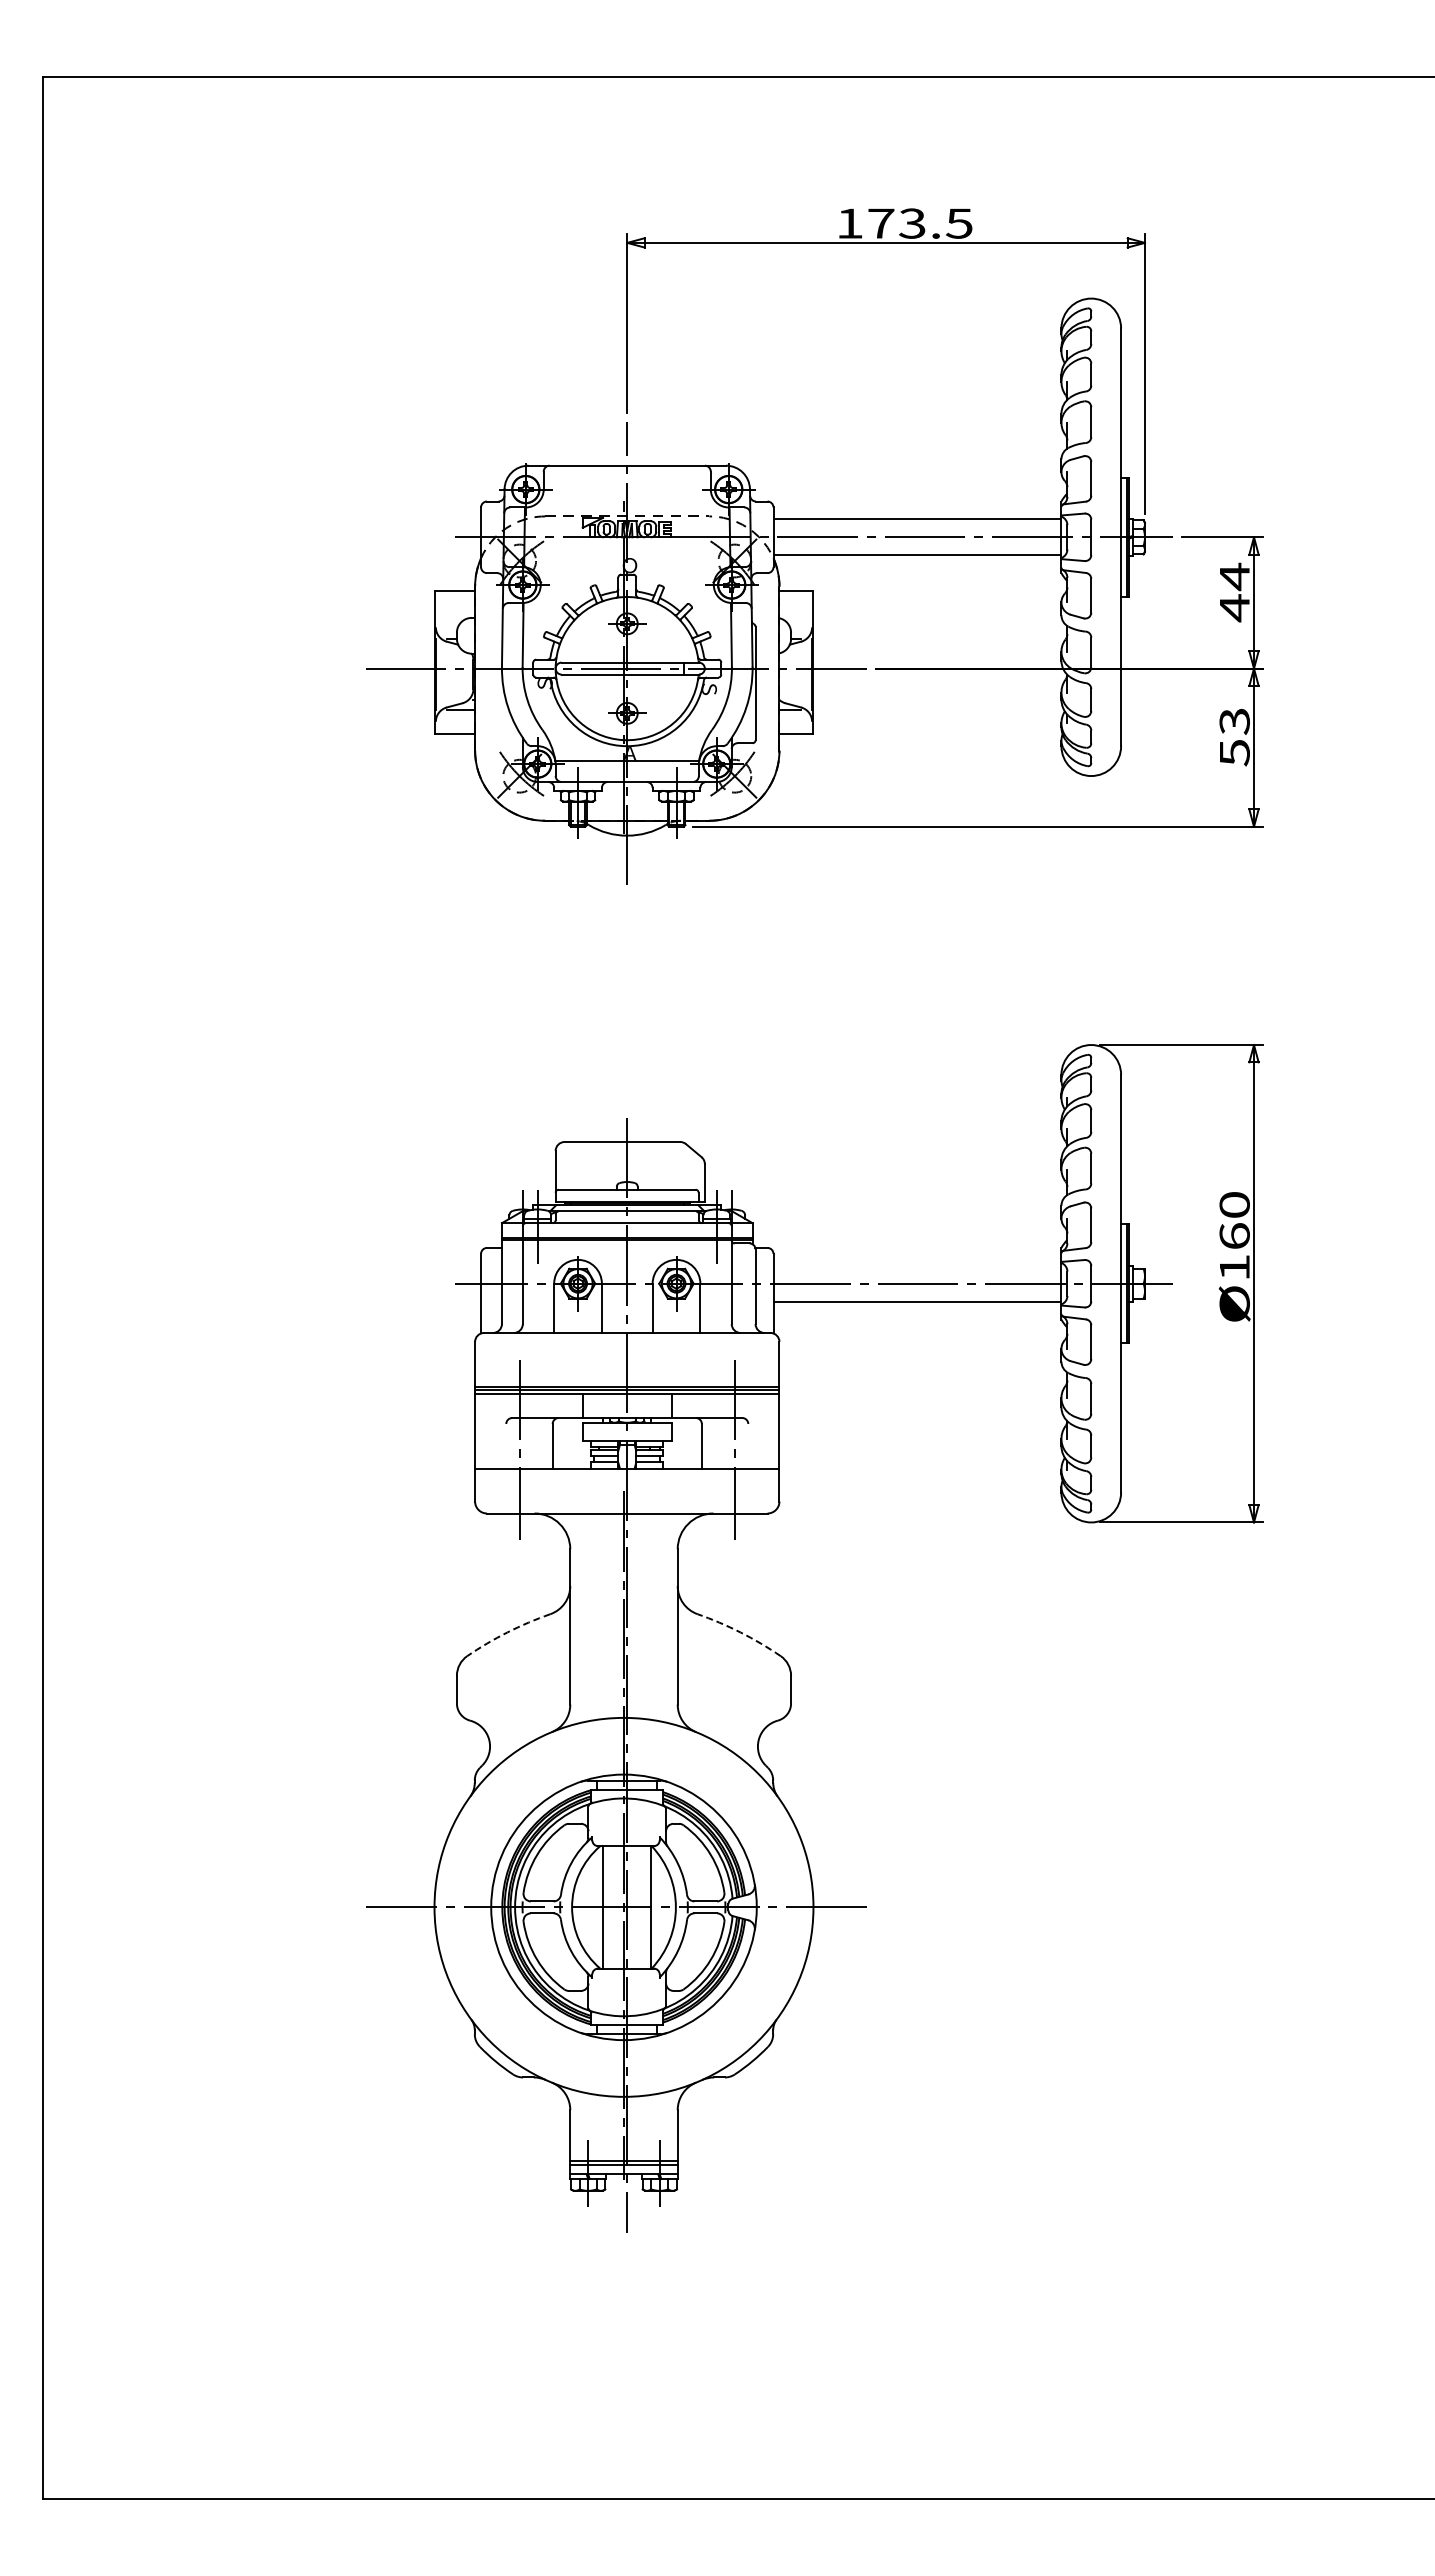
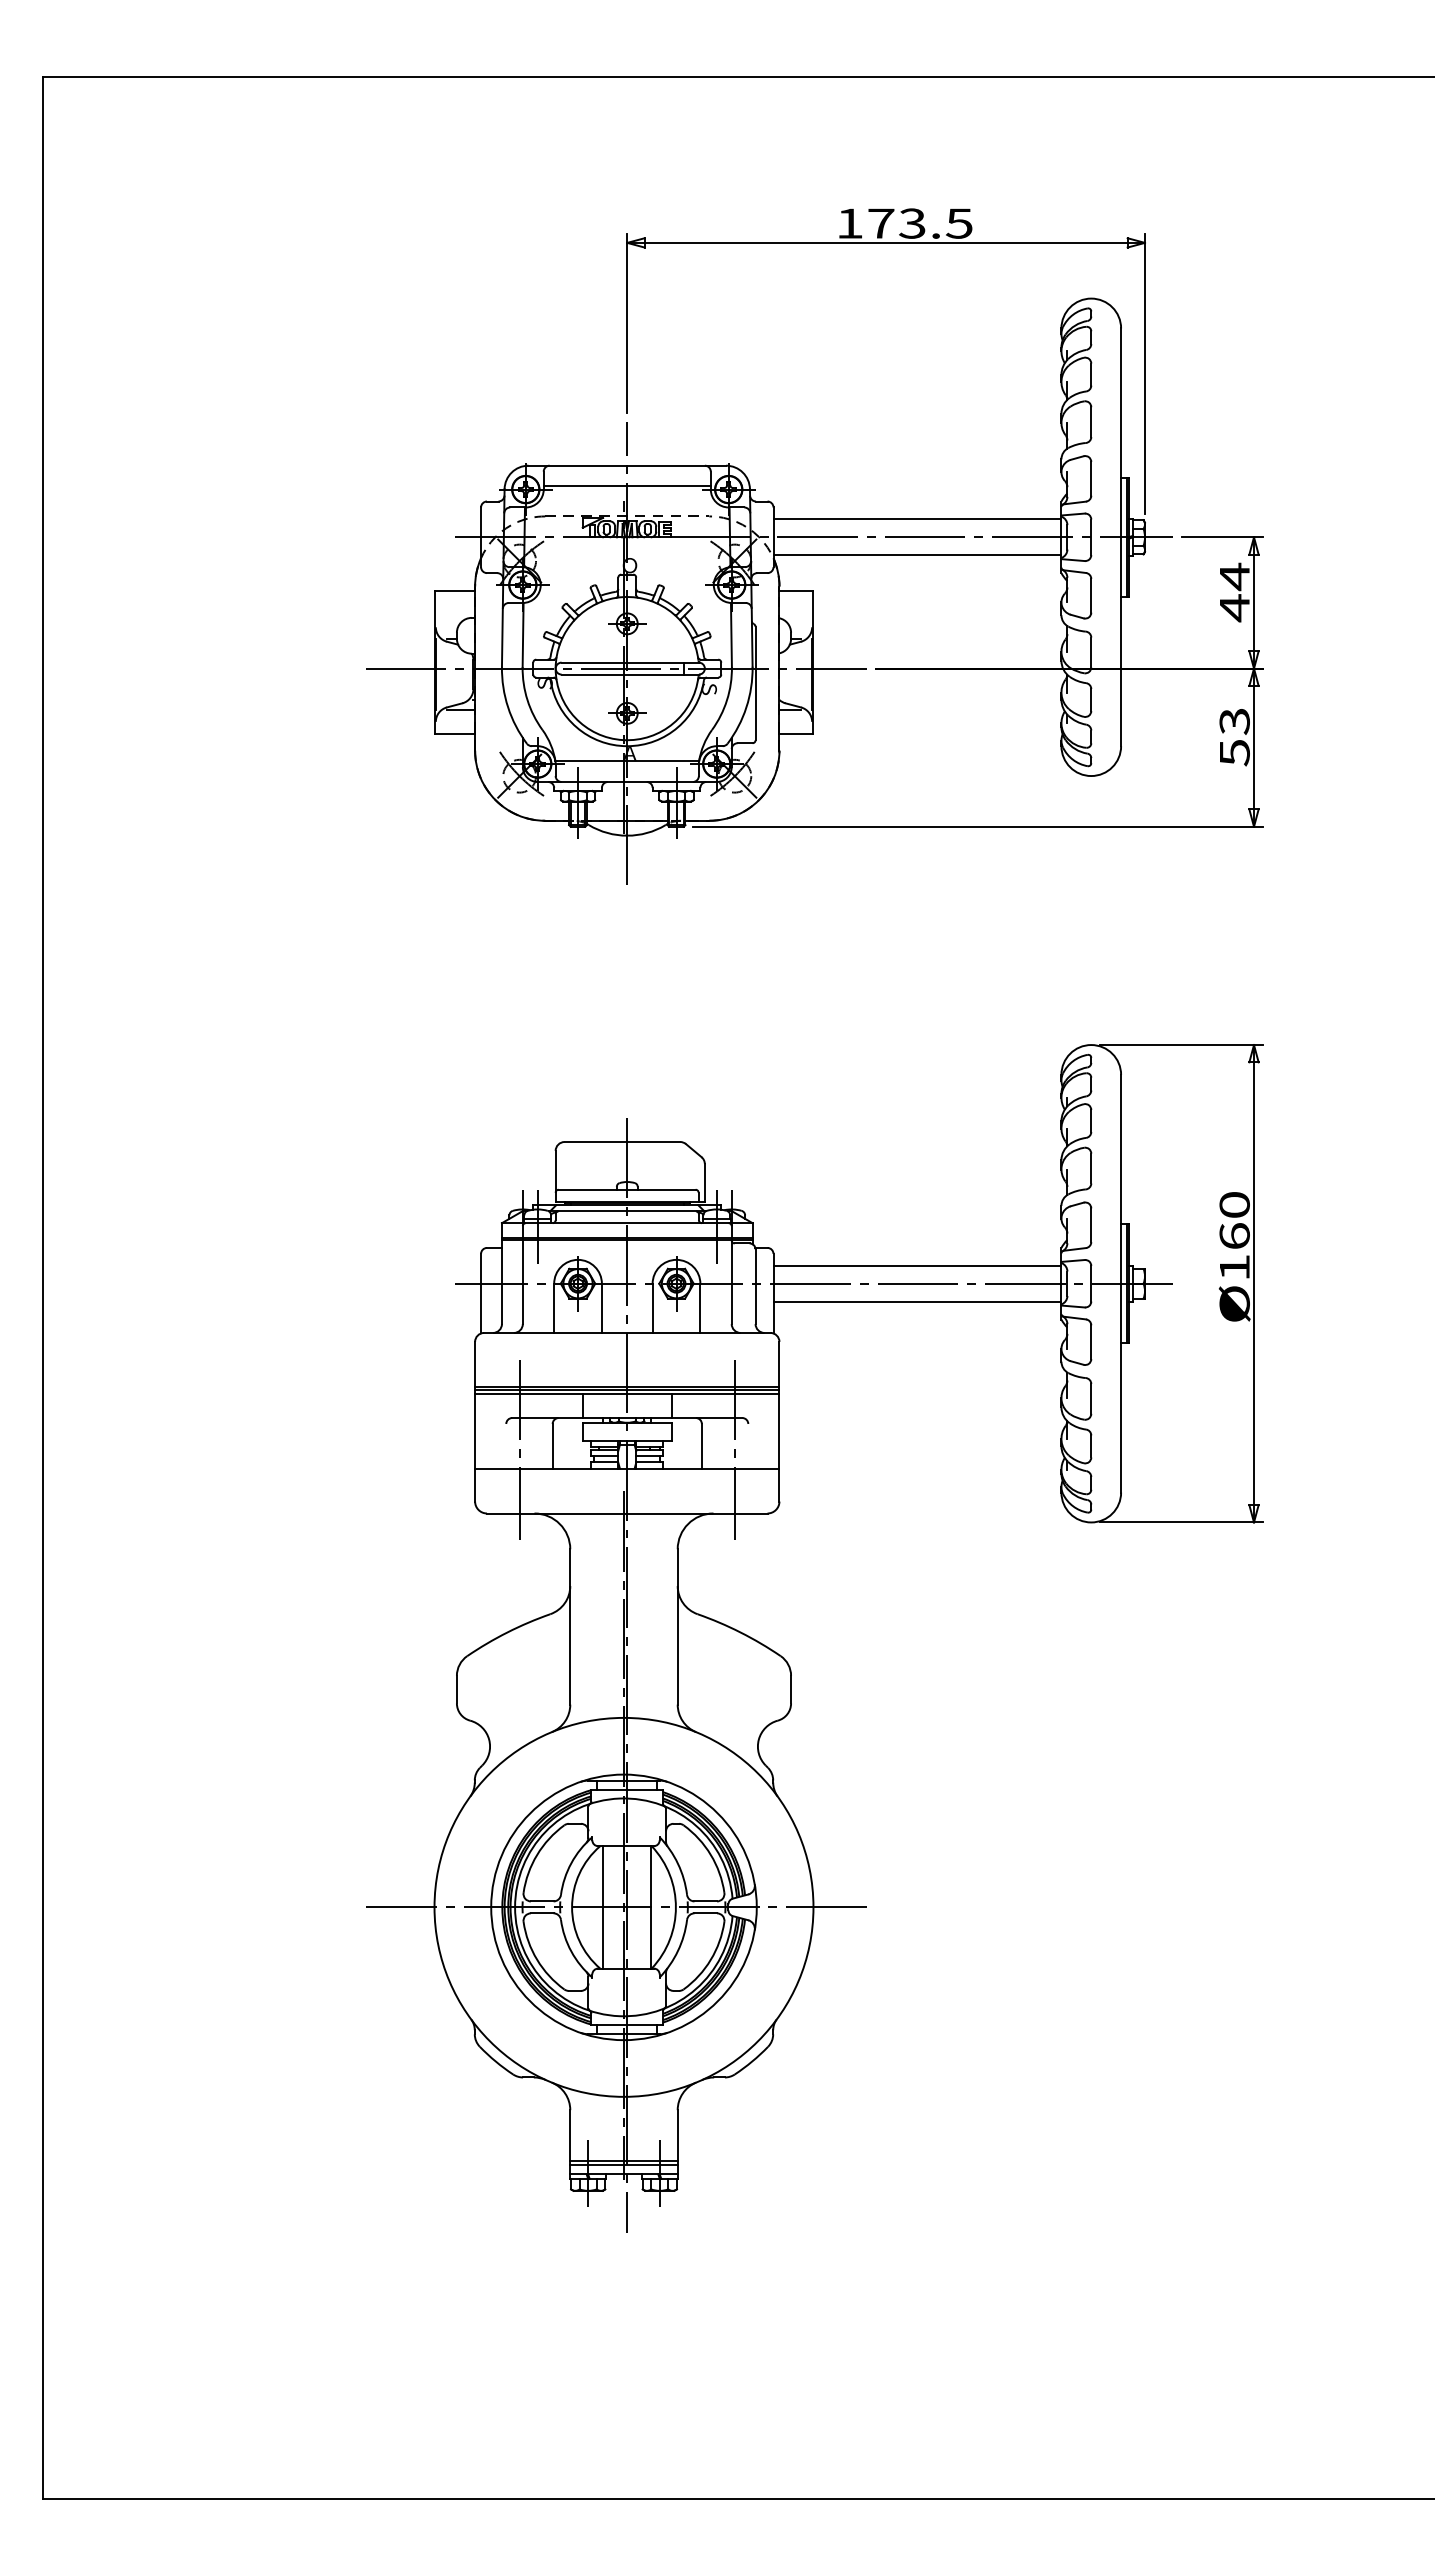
line: none -> present (626, 486)
line: none -> present (917, 1265)
arc: dashed -> solid (507, 1632)
arc: dashed -> solid (740, 1632)
